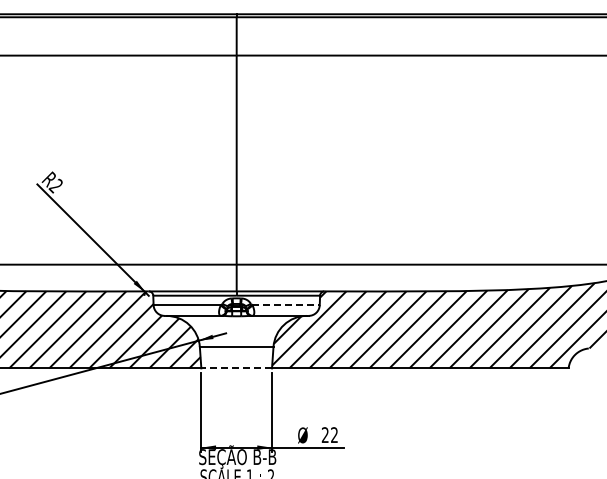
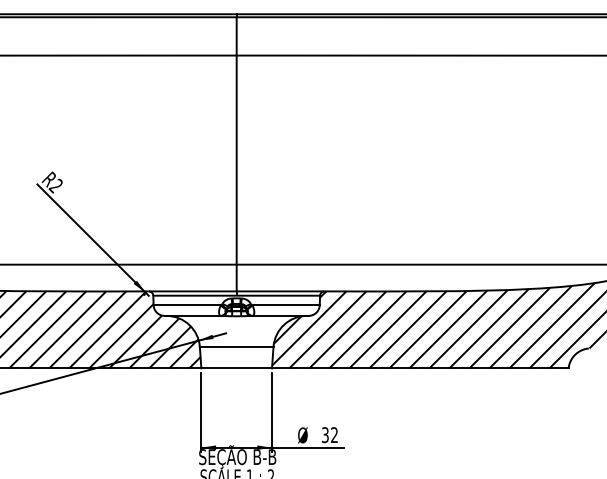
line: dashed -> solid (286, 305)
line: dashed -> solid (236, 368)
text: 22 -> 32 (325, 435)
